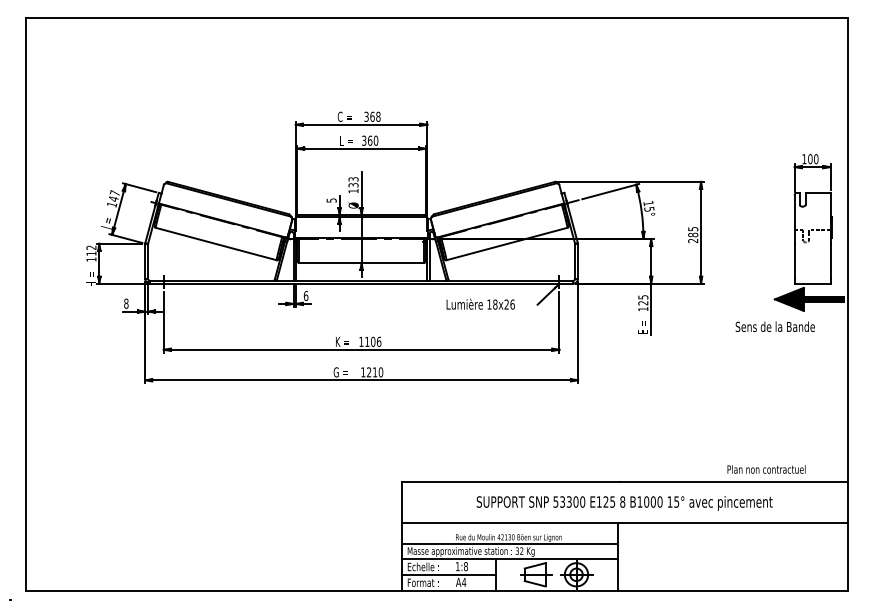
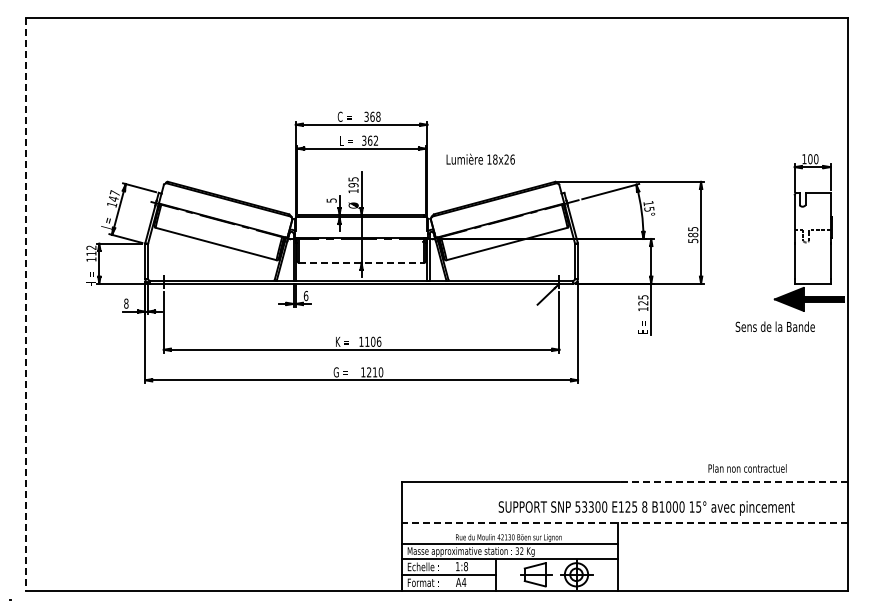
text: 360 -> 362 (375, 140)
text: 133 -> 195 (353, 182)
text: 285 -> 585 (693, 240)
line: solid -> dashed (361, 262)
text position: (480, 303) -> (480, 158) (480, 158)
line: solid -> dashed (26, 304)
text position: (766, 469) -> (747, 468) (747, 468)
line: solid -> dashed (733, 482)
text position: (624, 503) -> (646, 508) (646, 508)
line: solid -> dashed (625, 522)
